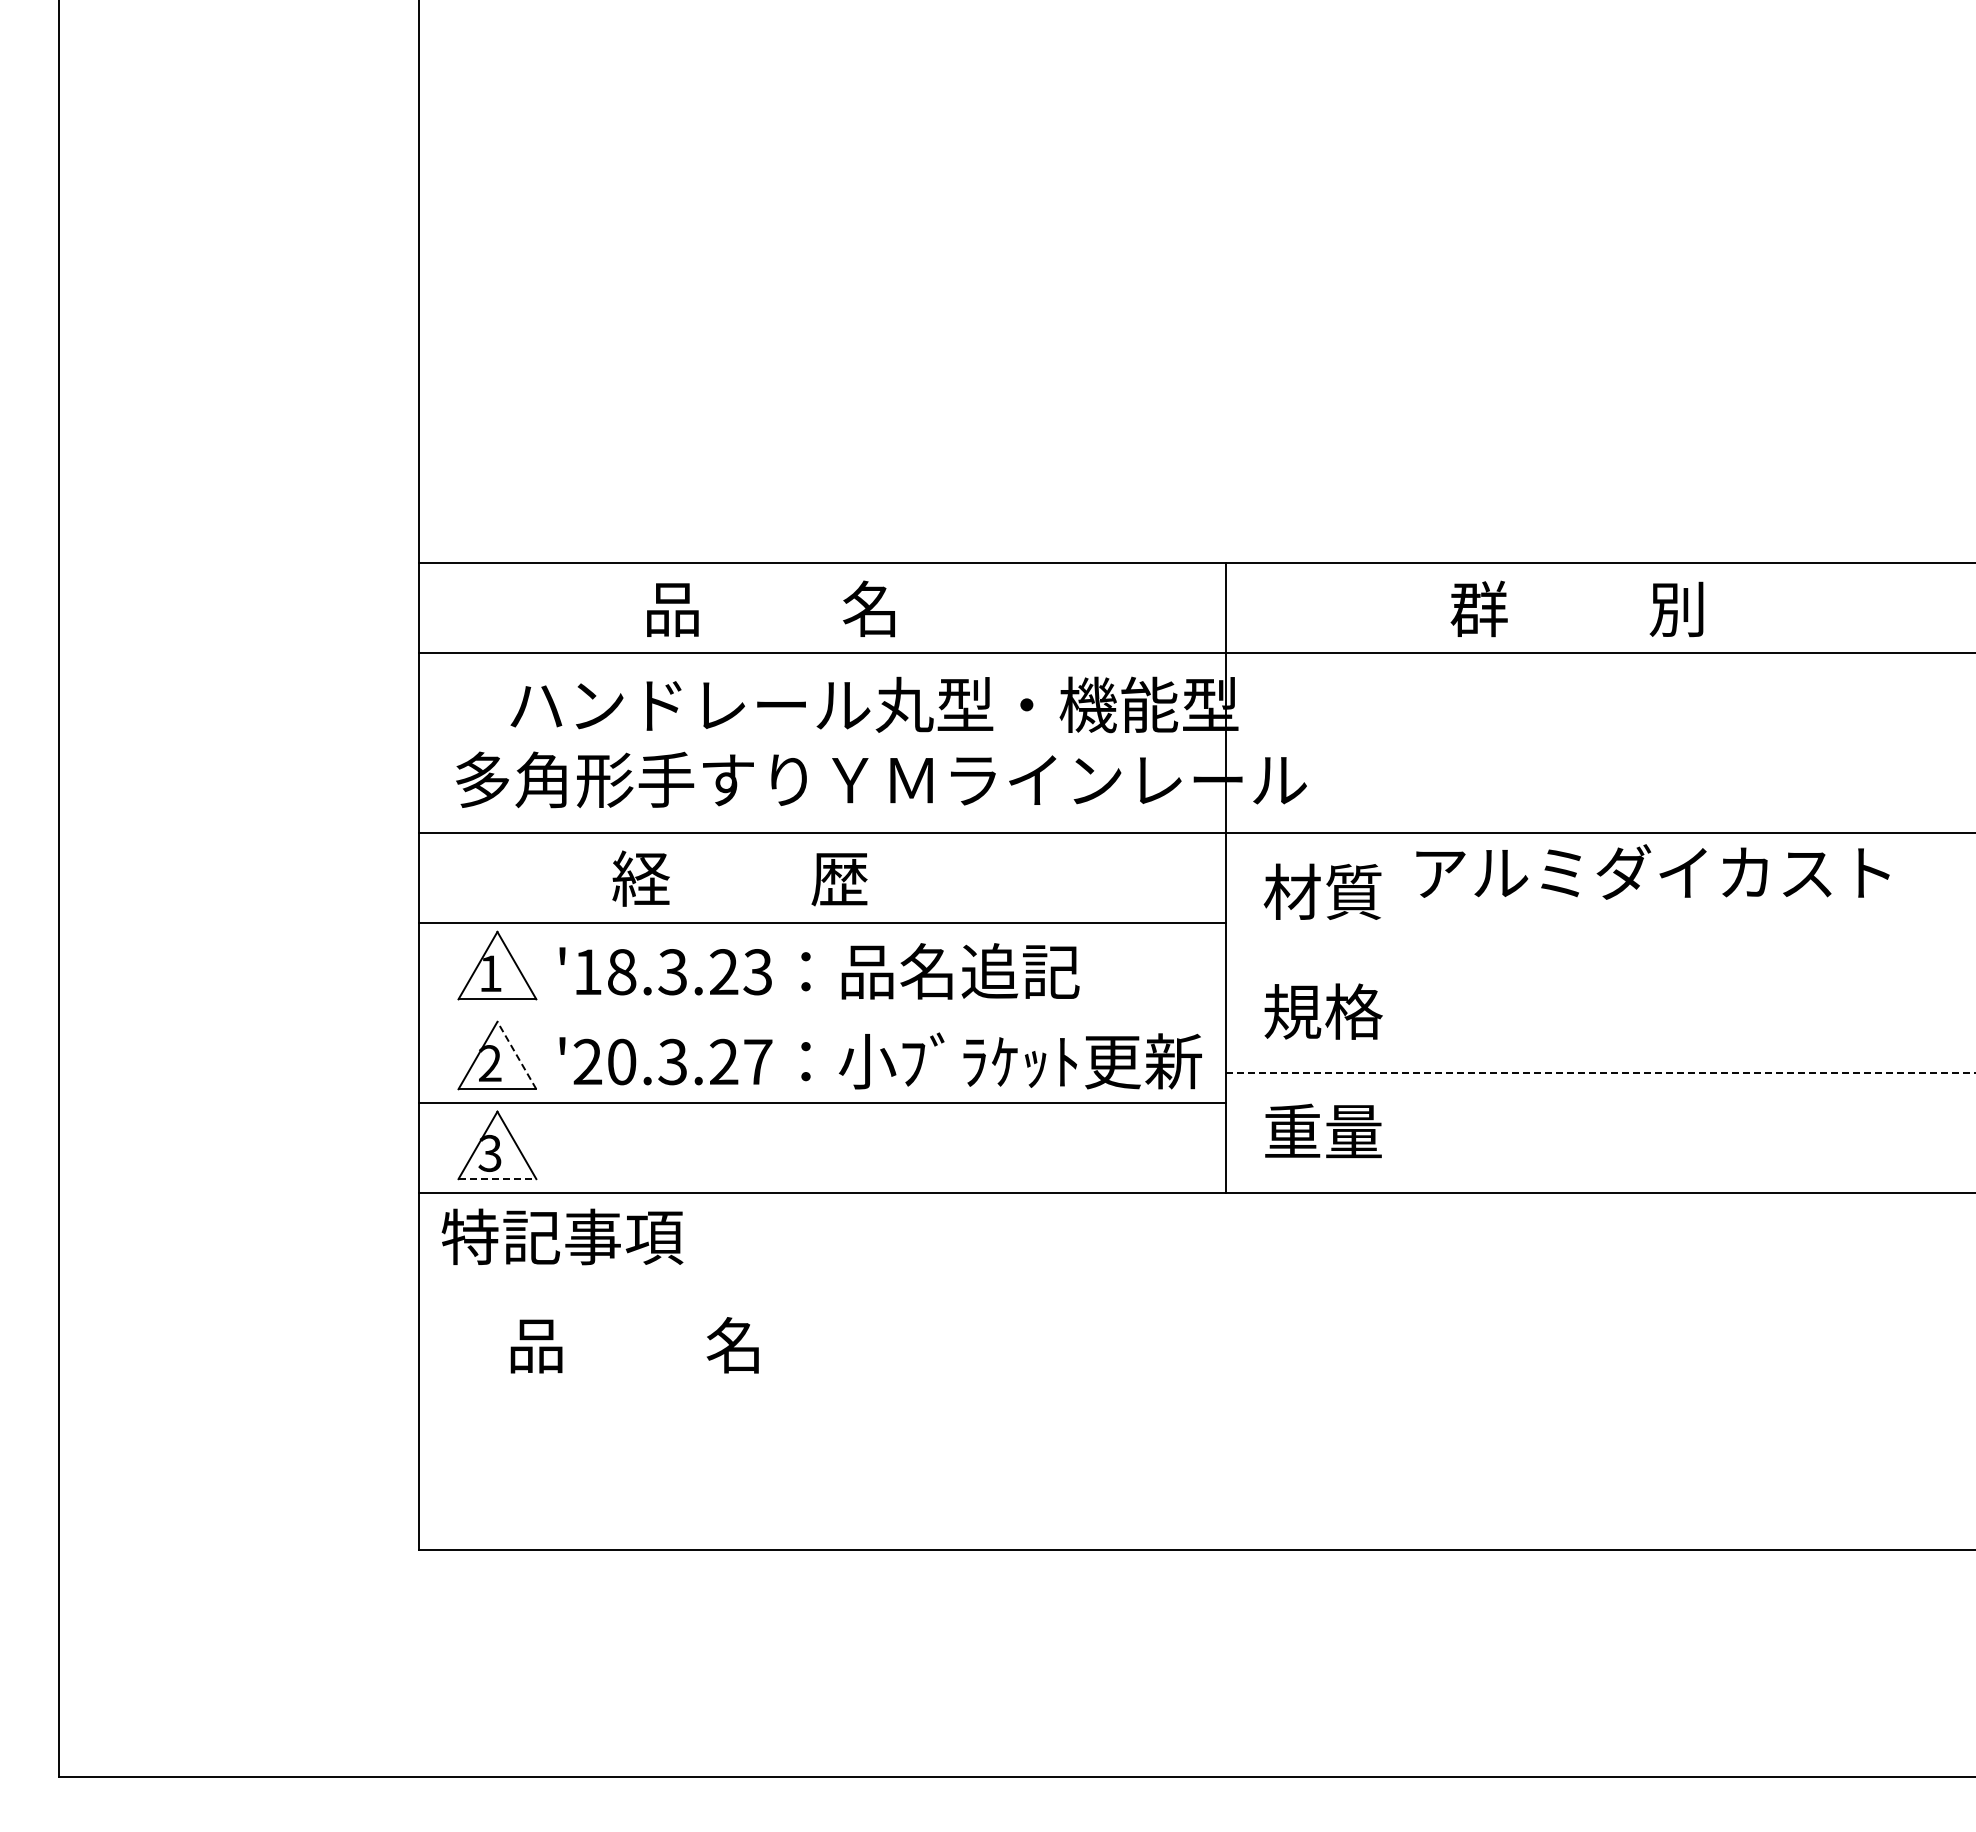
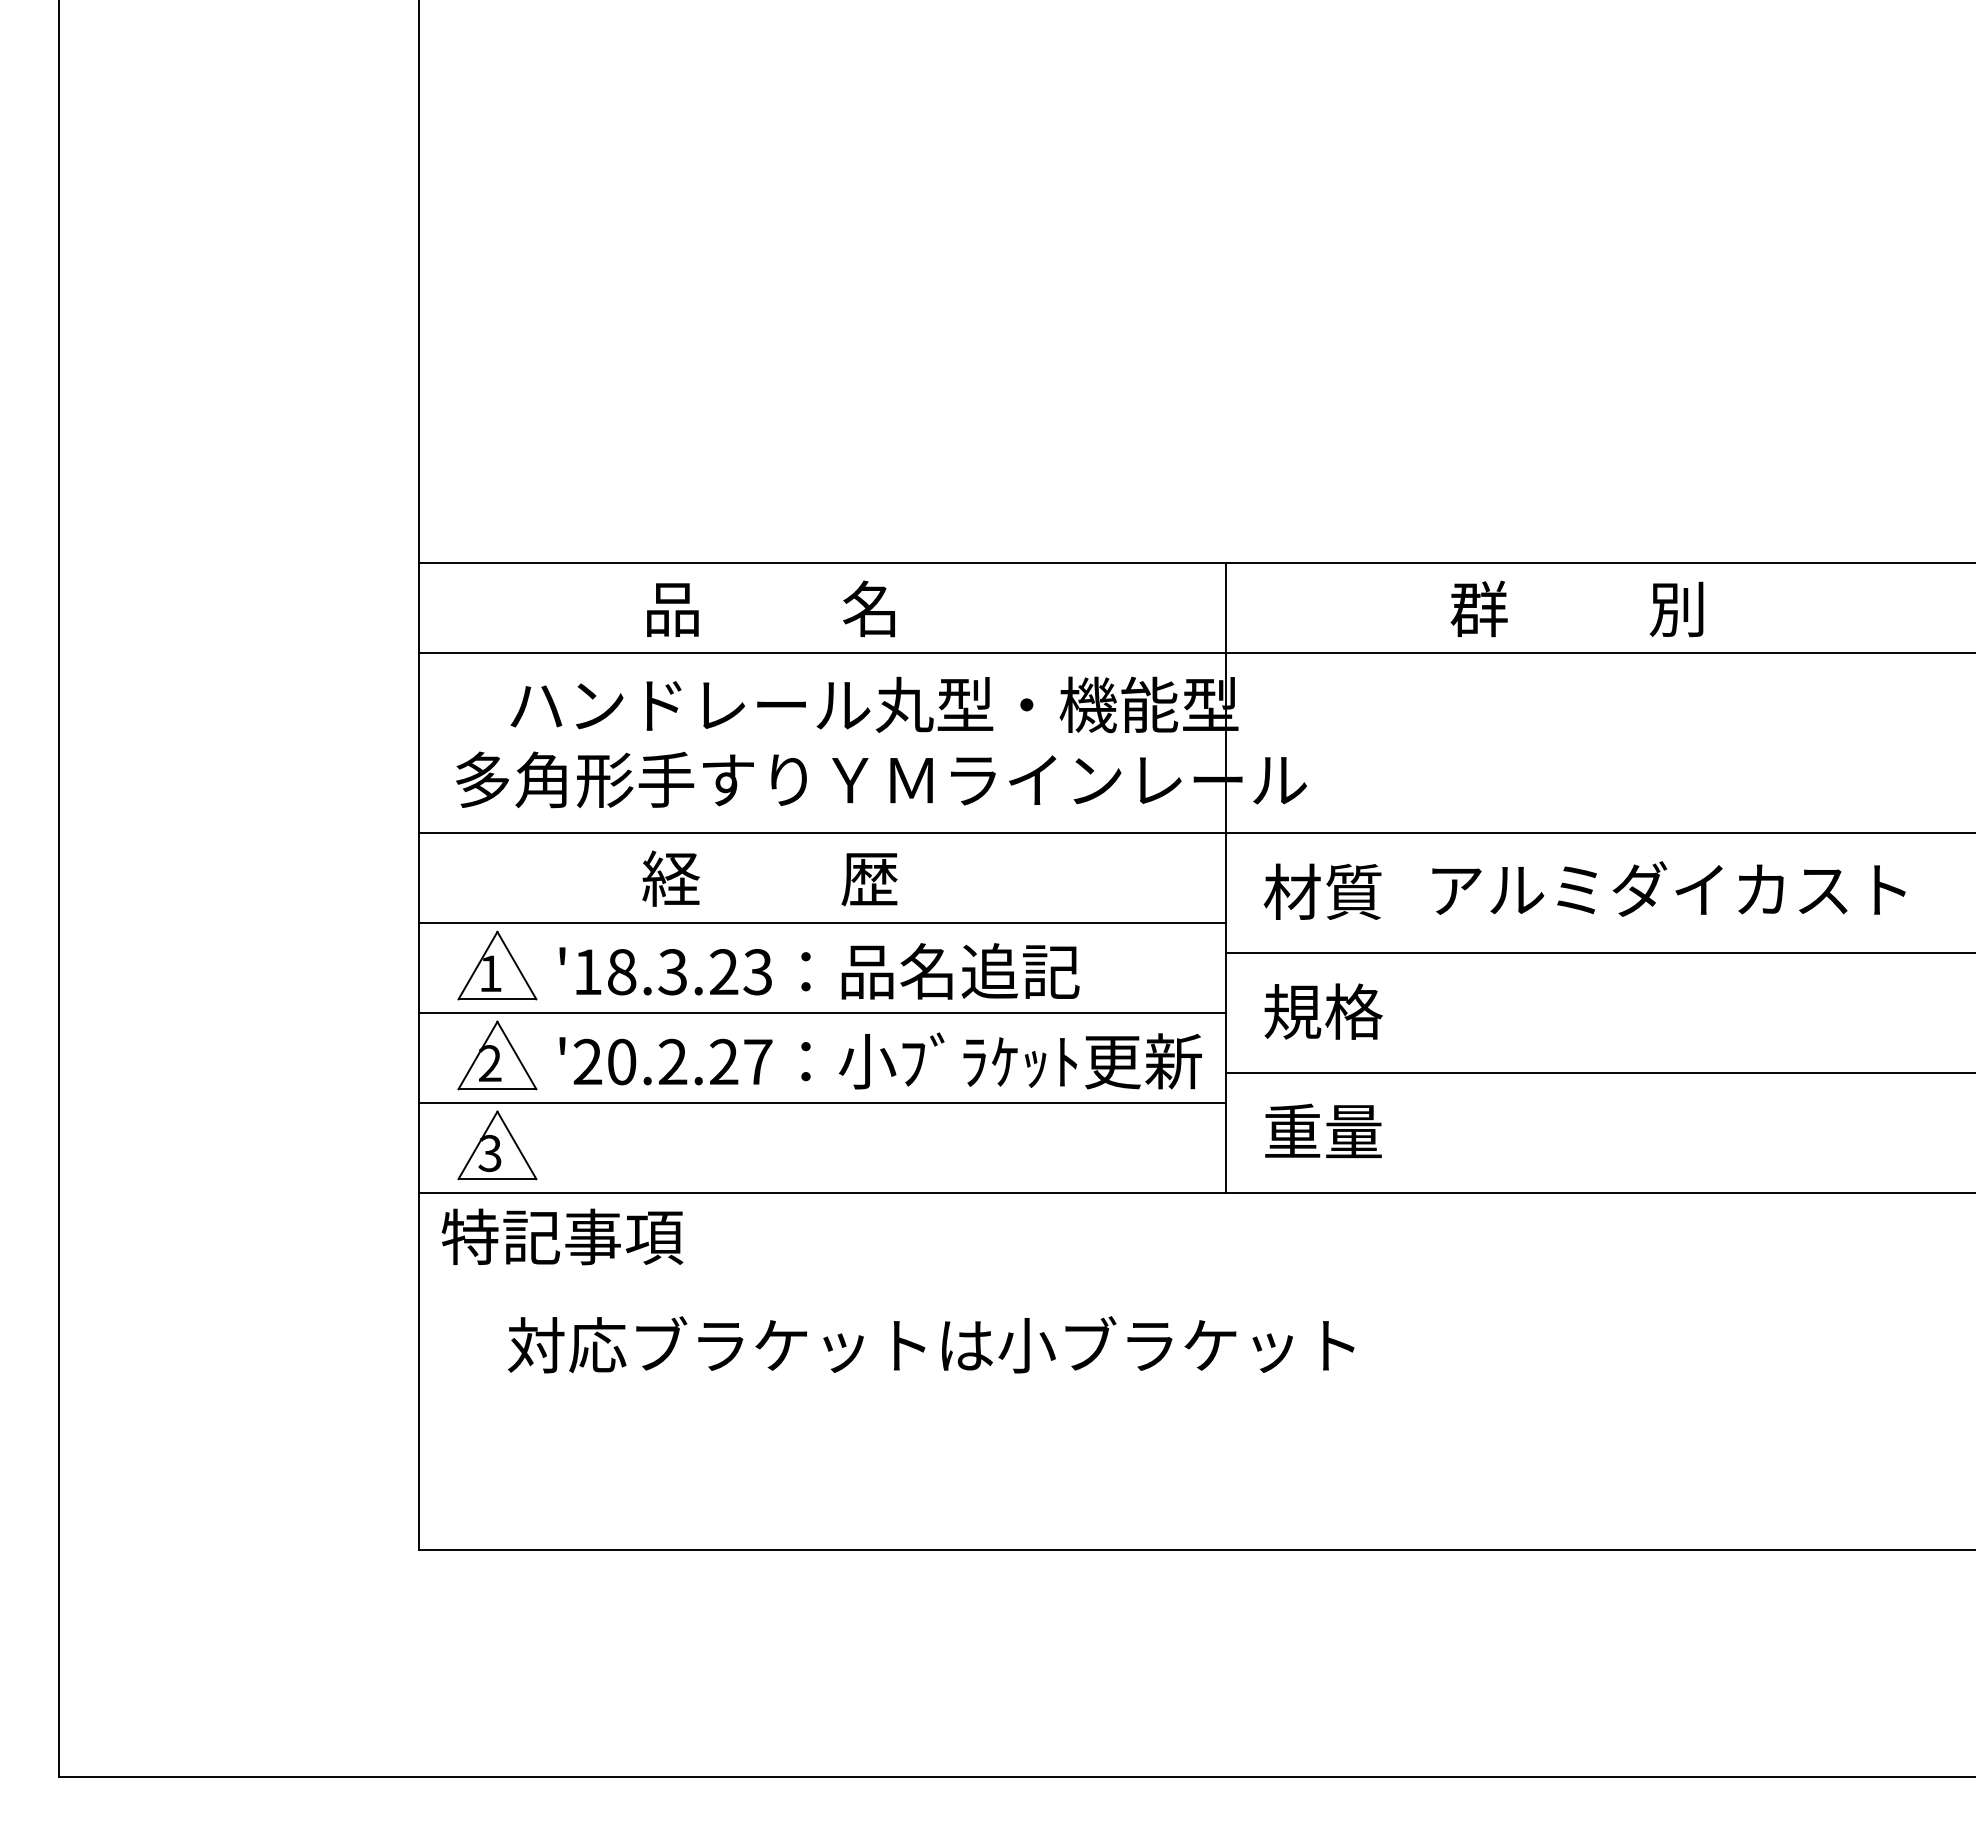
text position: (1652, 871) -> (1668, 888) (1668, 888)
text position: (739, 878) -> (769, 878) (769, 878)
line: none -> present (1598, 952)
line: none -> present (821, 1012)
line: dashed -> solid (516, 1055)
text: '20.3.27 -> '20.2.27 (672, 1062)
line: dashed -> solid (1600, 1072)
line: dashed -> solid (497, 1179)
text: 品          名 -> 対応ブラケットは小ブラケット (931, 1344)
